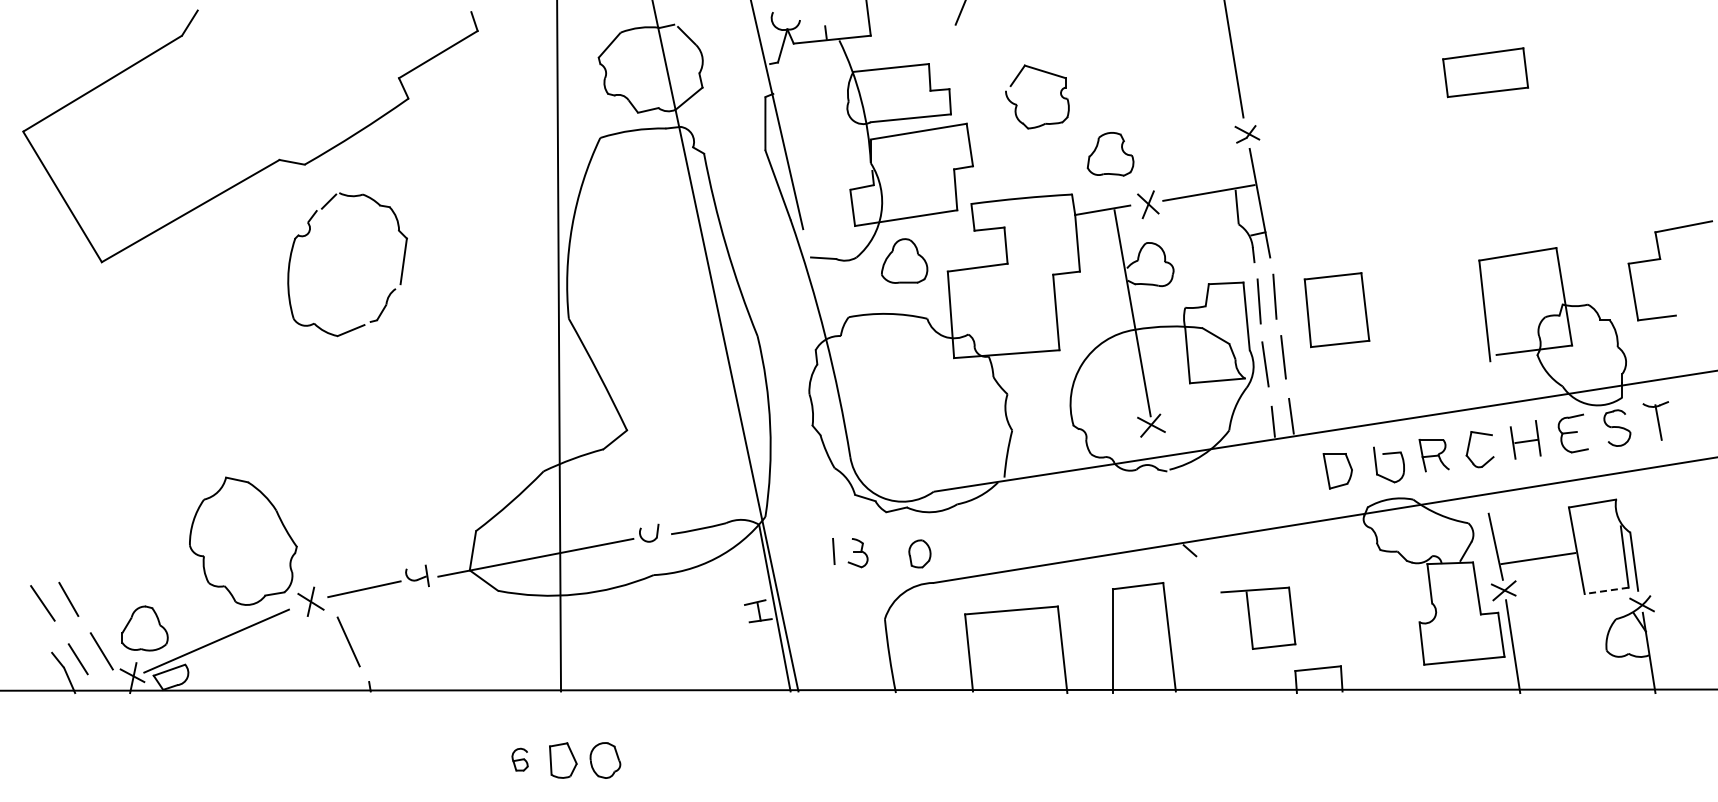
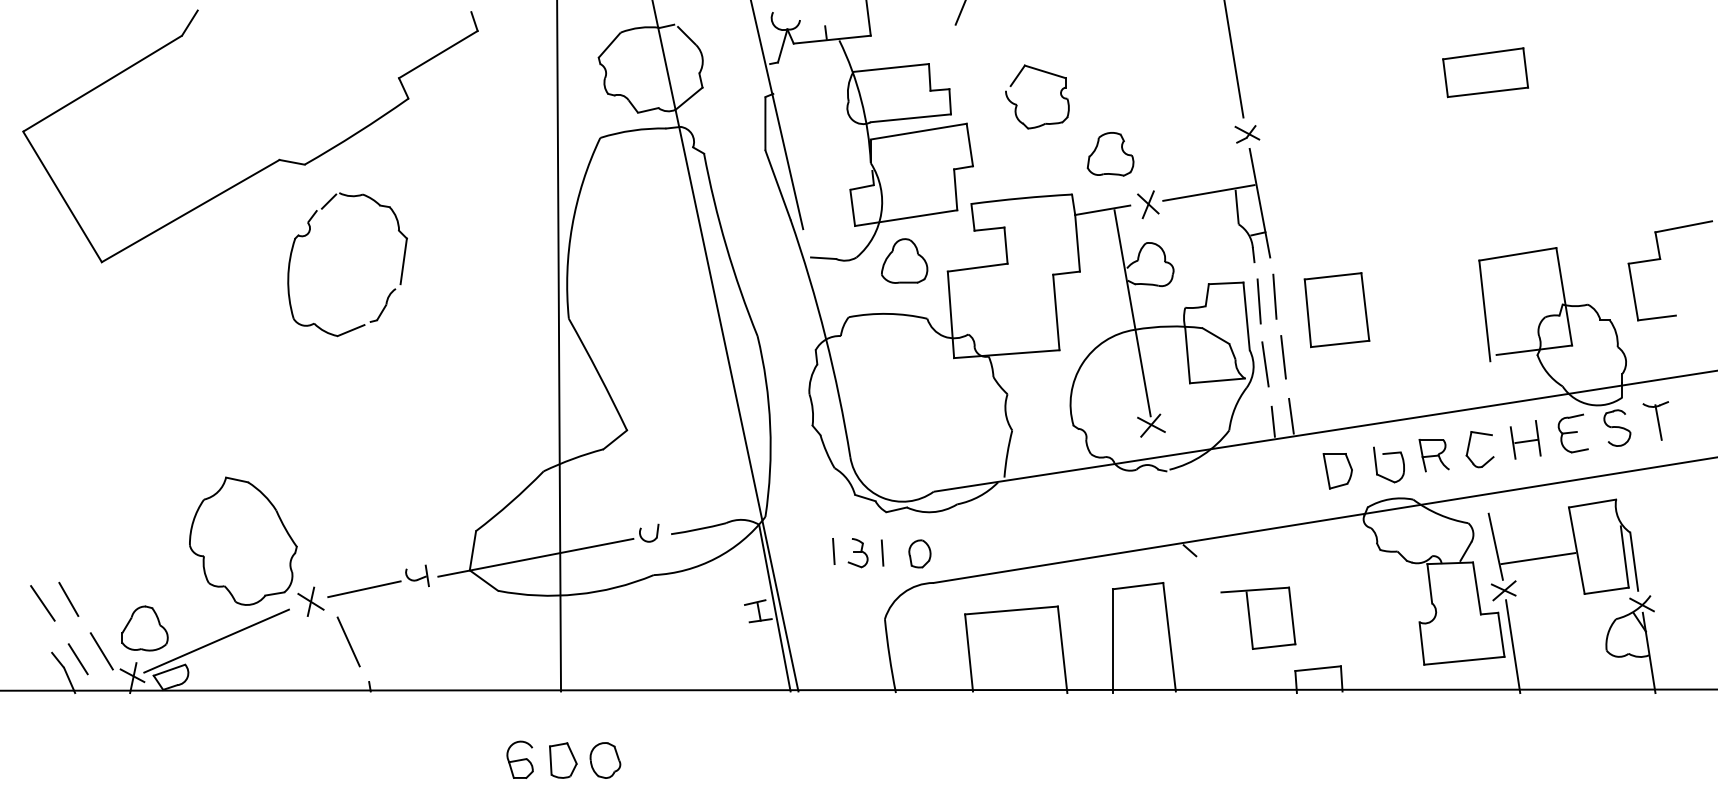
line: none -> present (882, 552)
line: dashed -> solid (1606, 590)
part size: 18x25 px -> 28x39 px (519, 759)
